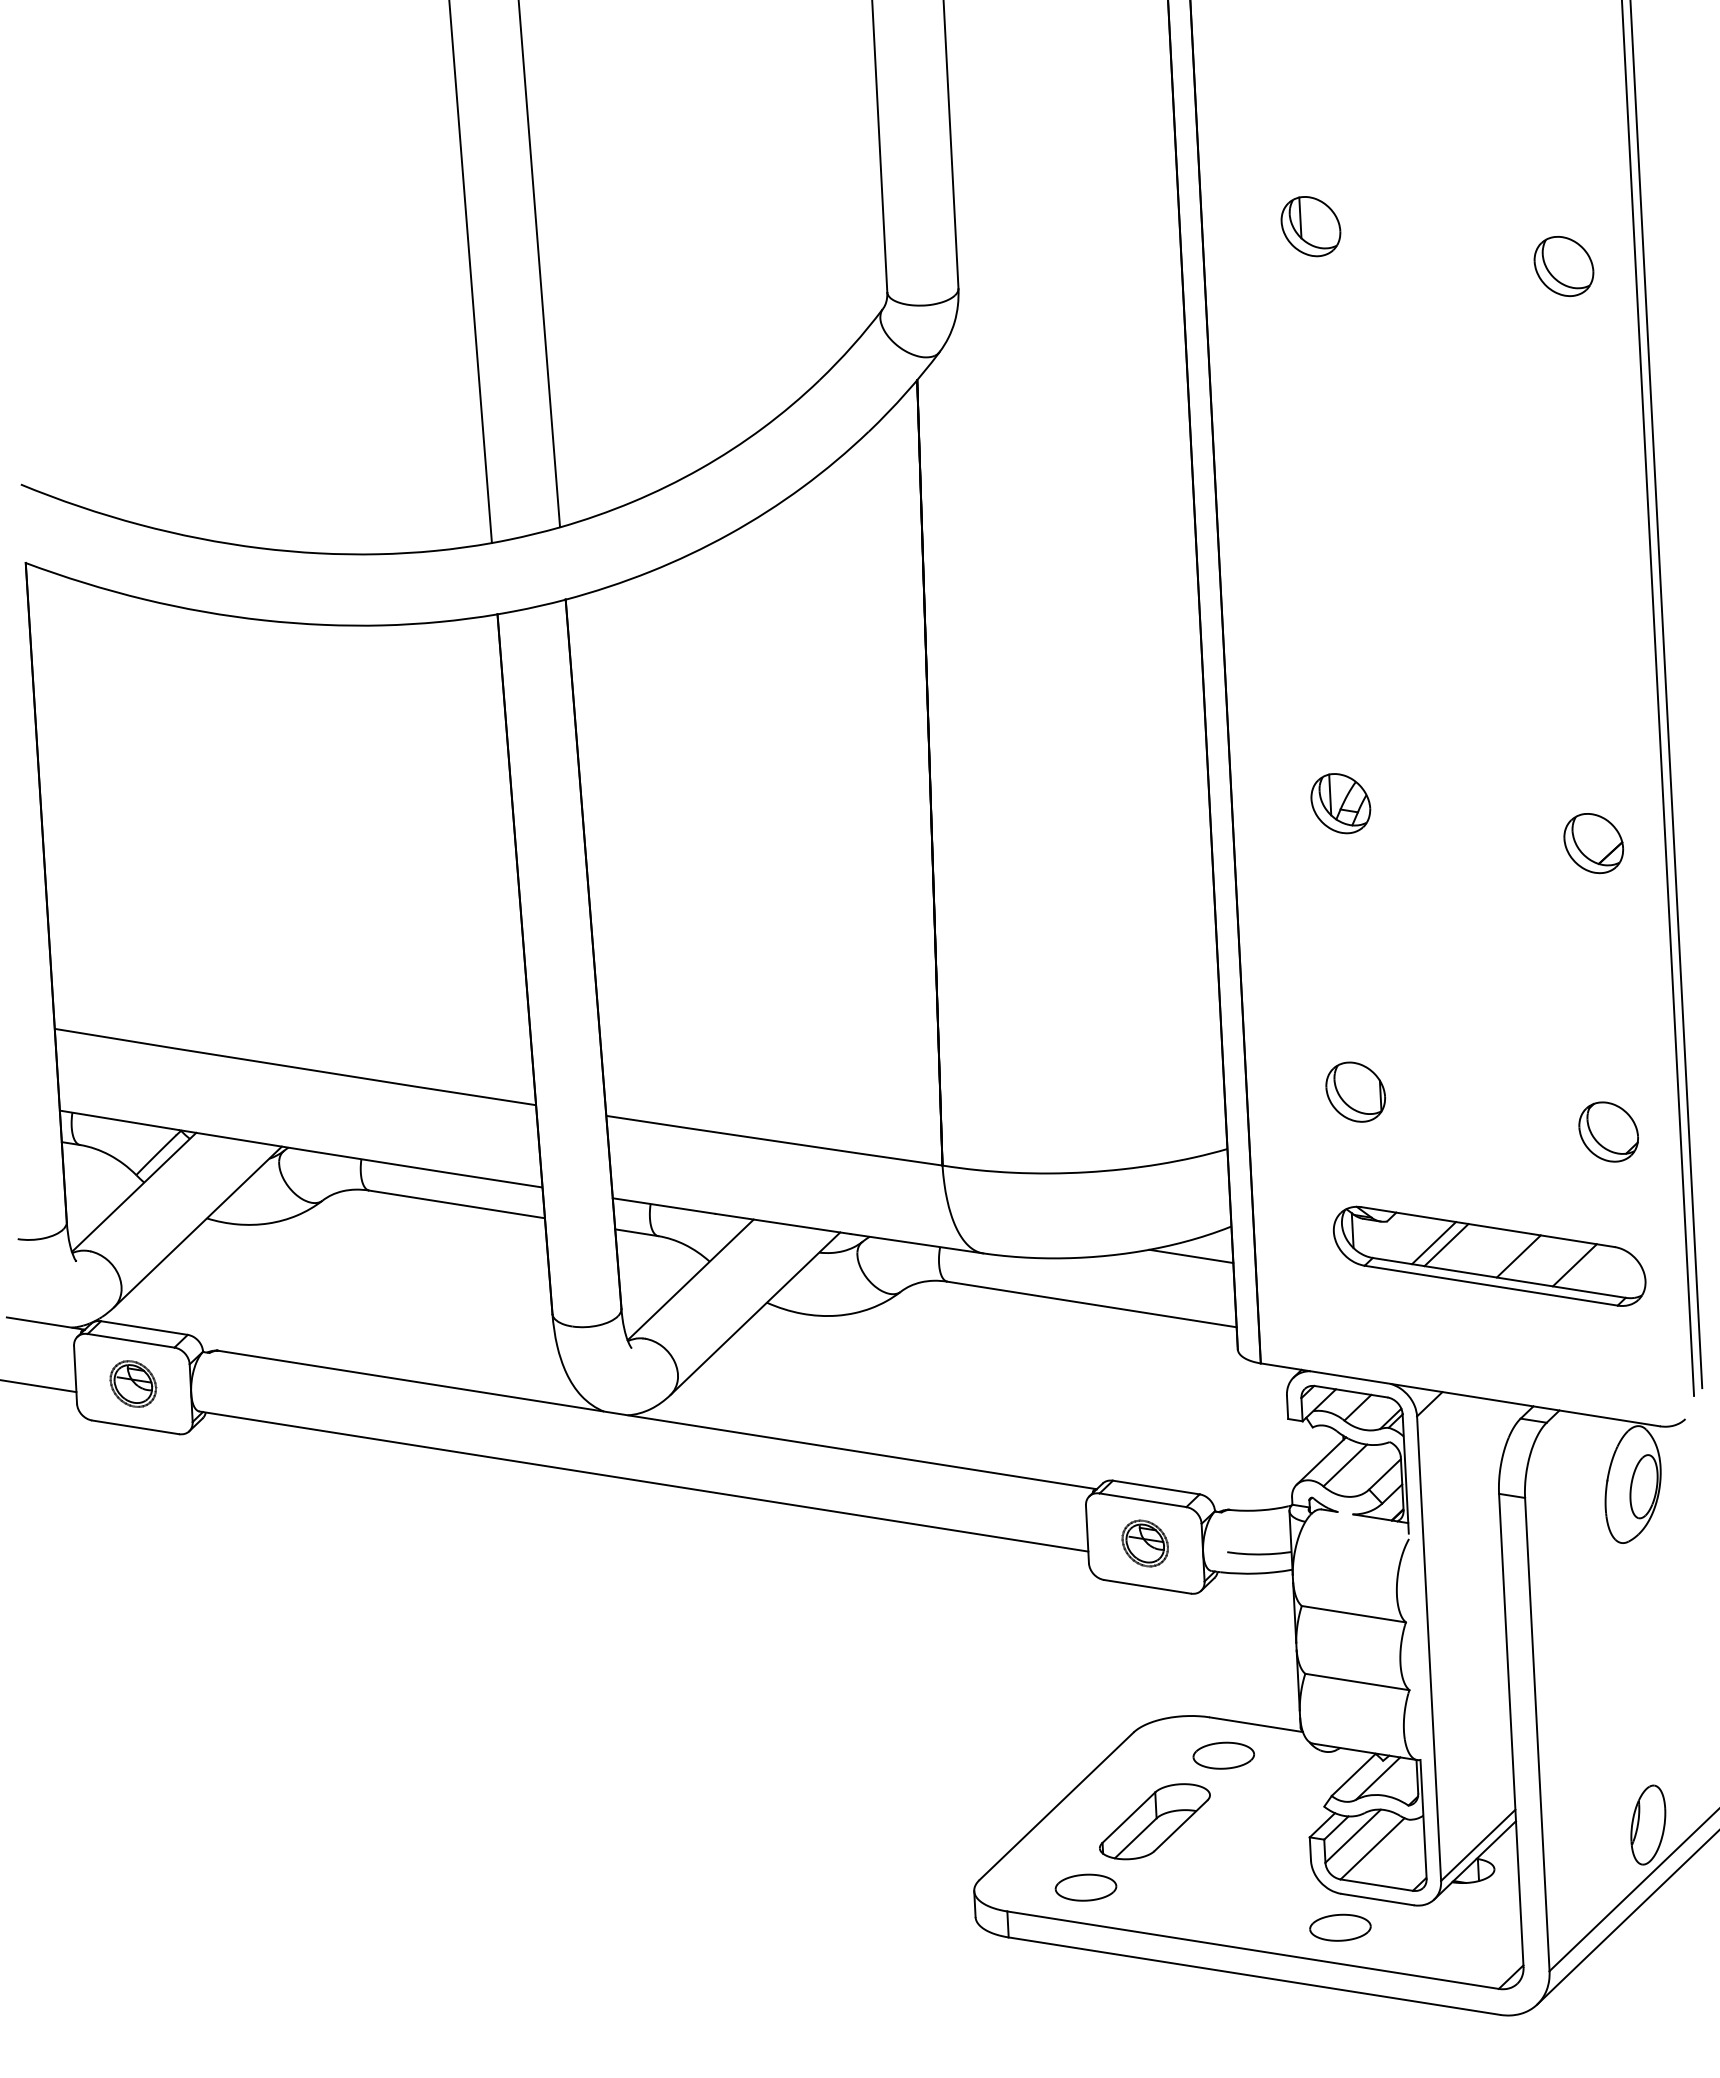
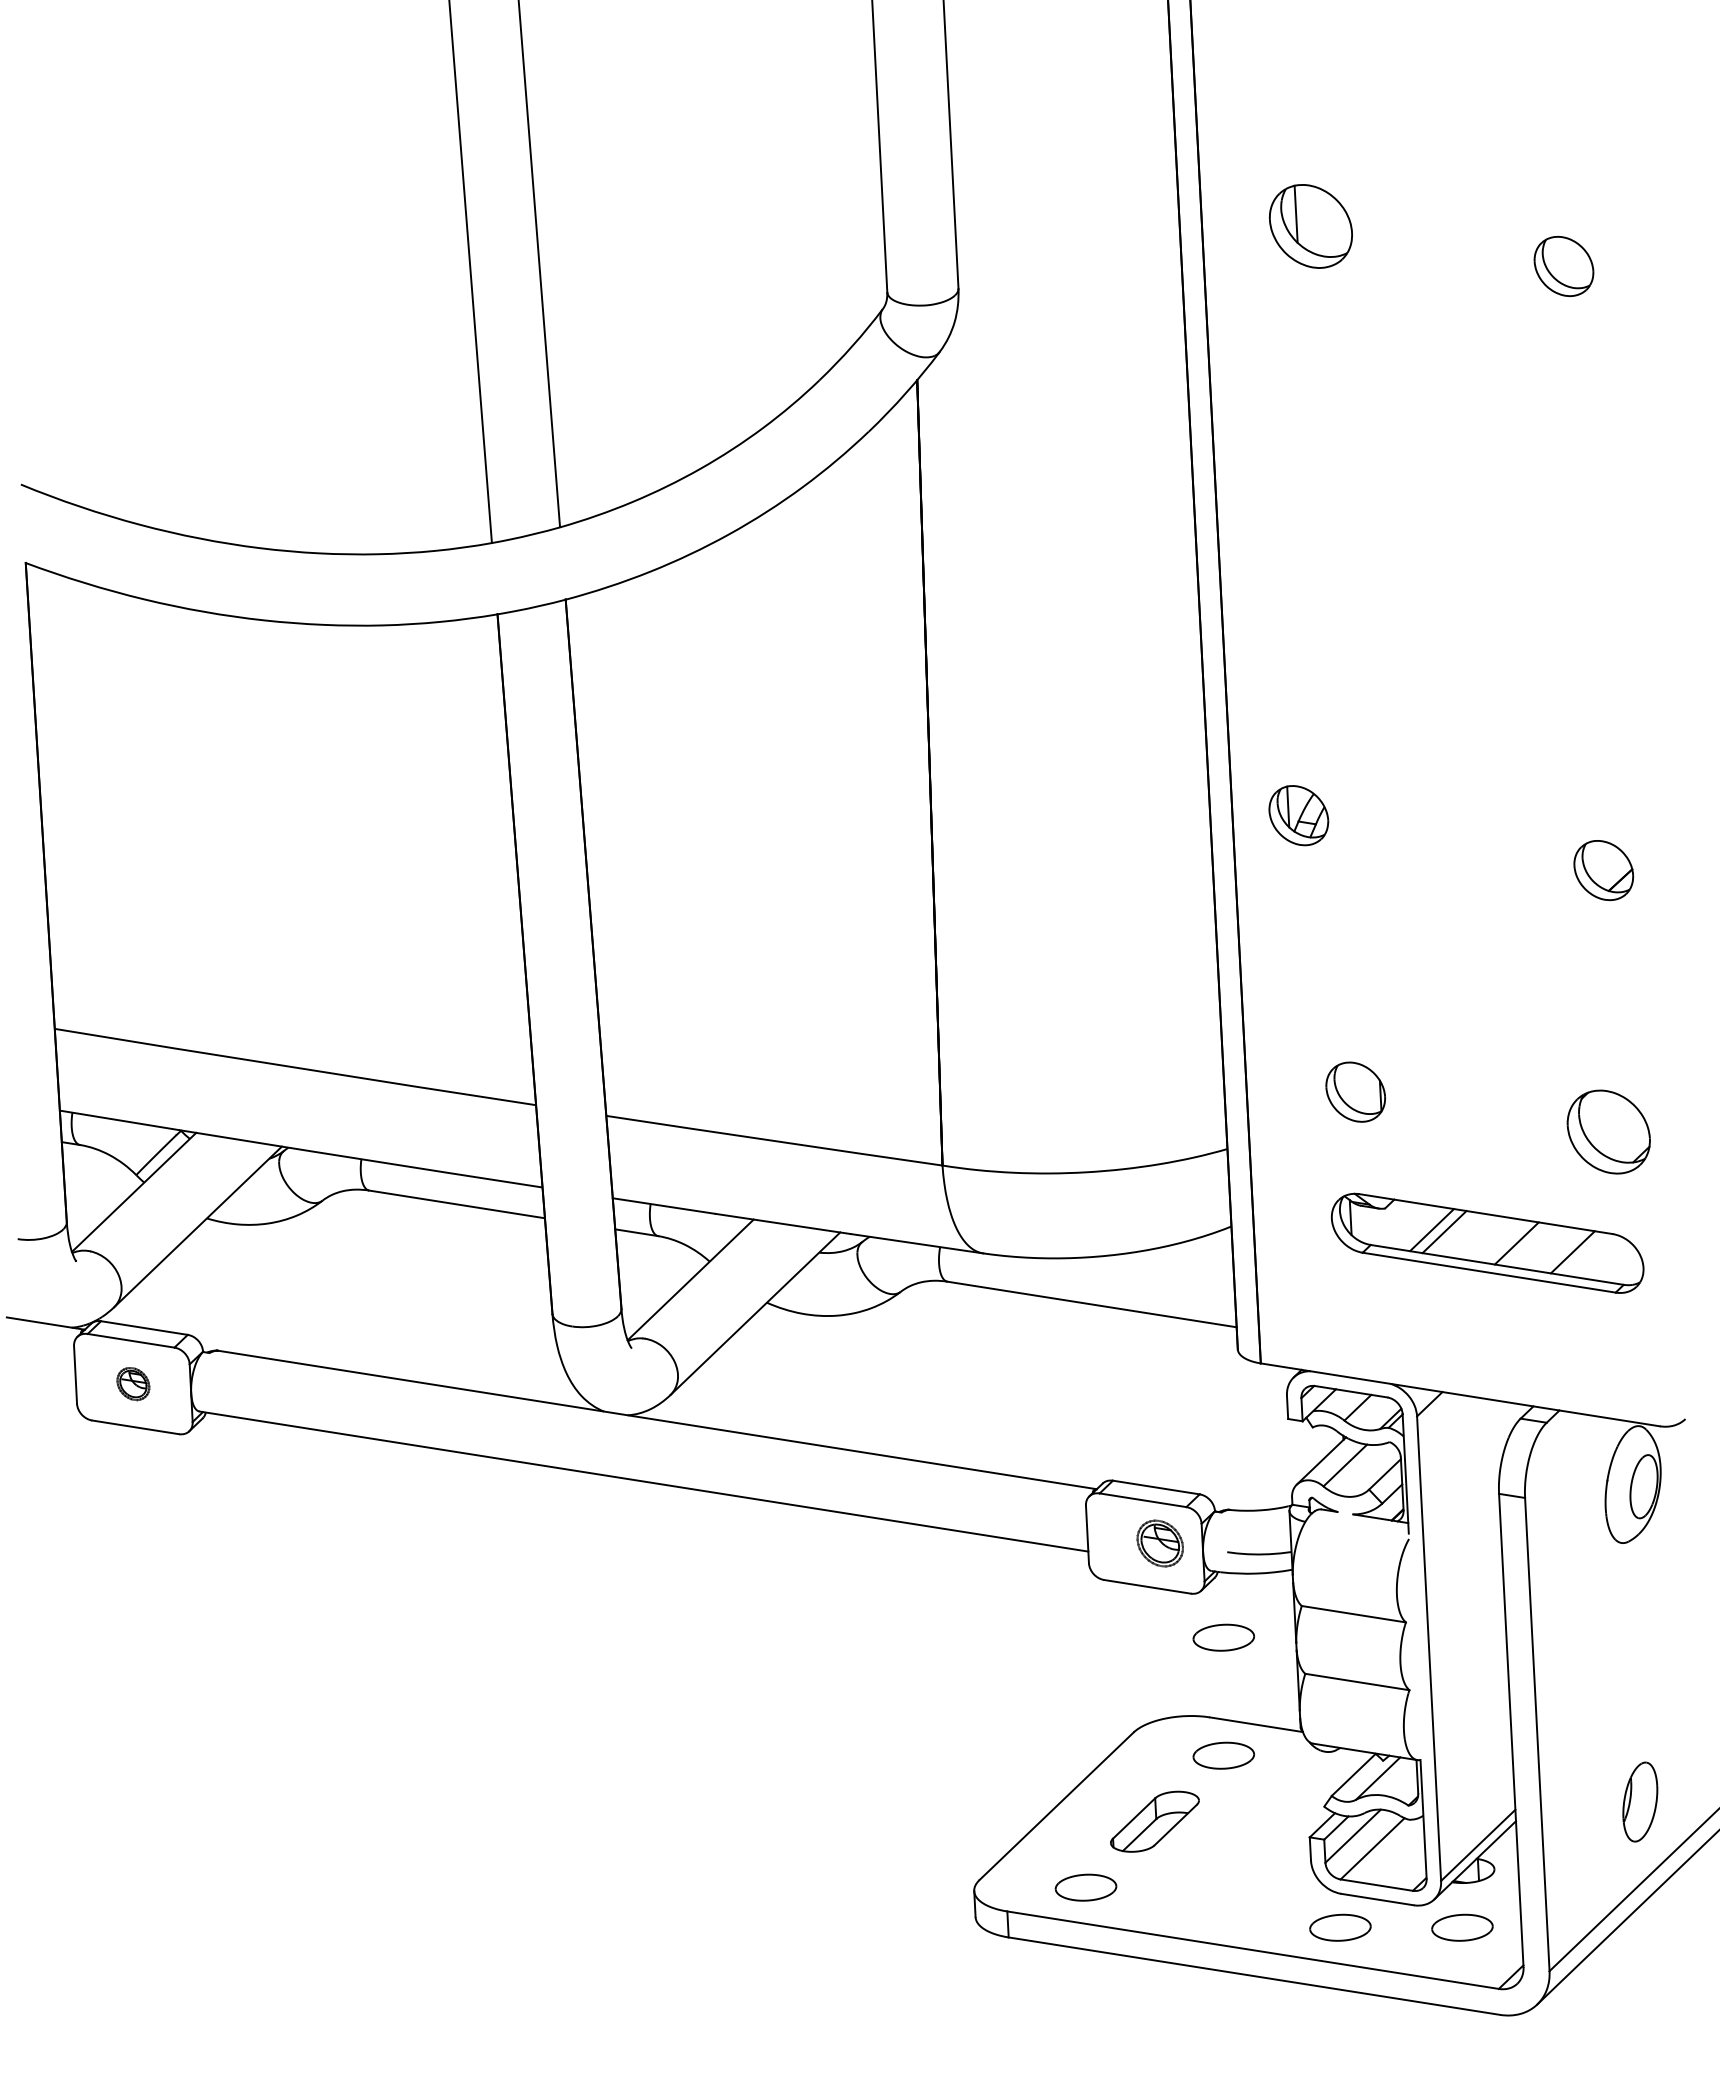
part size: 62x62 px -> 84x85 px (1310, 226)
line: present -> none (1666, 695)
line: present -> none (1658, 698)
part position: (1340, 803) -> (1298, 815) (1298, 815)
part position: (1593, 843) -> (1603, 870) (1603, 870)
part size: 61x62 px -> 85x86 px (1608, 1131)
part position: (1489, 1255) -> (1487, 1242) (1487, 1242)
line: present -> none (1191, 1256)
part size: 49x48 px -> 35x35 px (133, 1384)
line: present -> none (39, 1386)
part position: (1144, 1543) -> (1159, 1543) (1159, 1543)
part: none -> present (1223, 1637)
part size: 112x78 px -> 90x63 px (1154, 1821)
part position: (1648, 1824) -> (1640, 1801) (1640, 1801)
part: none -> present (1462, 1927)
